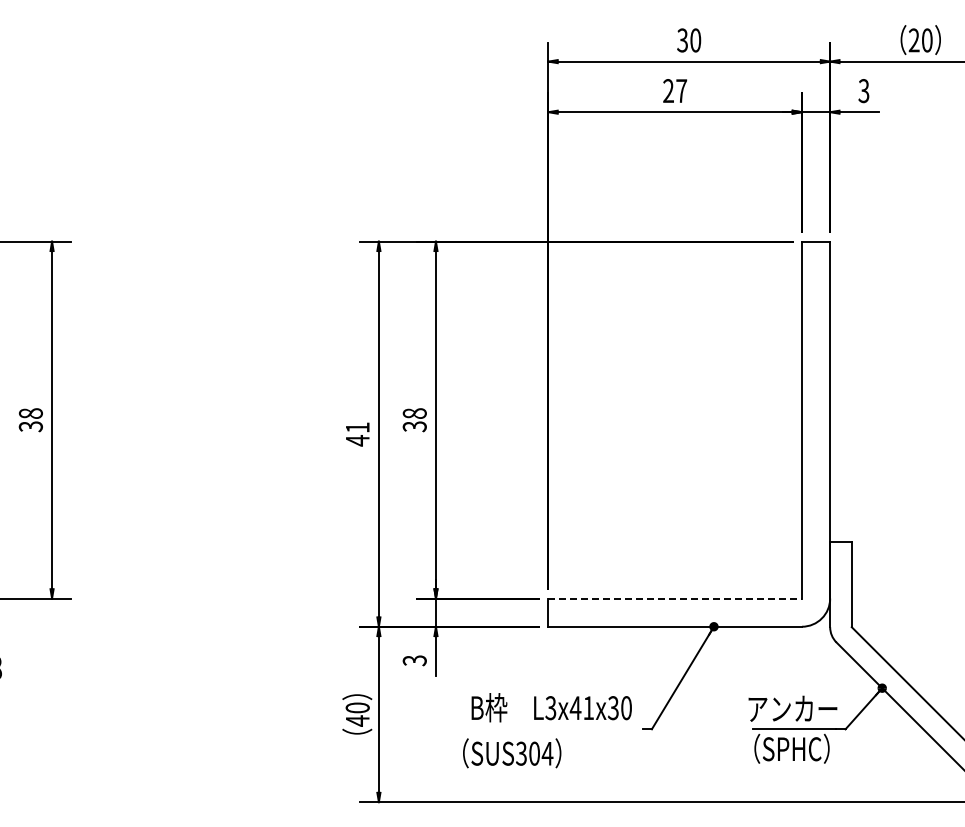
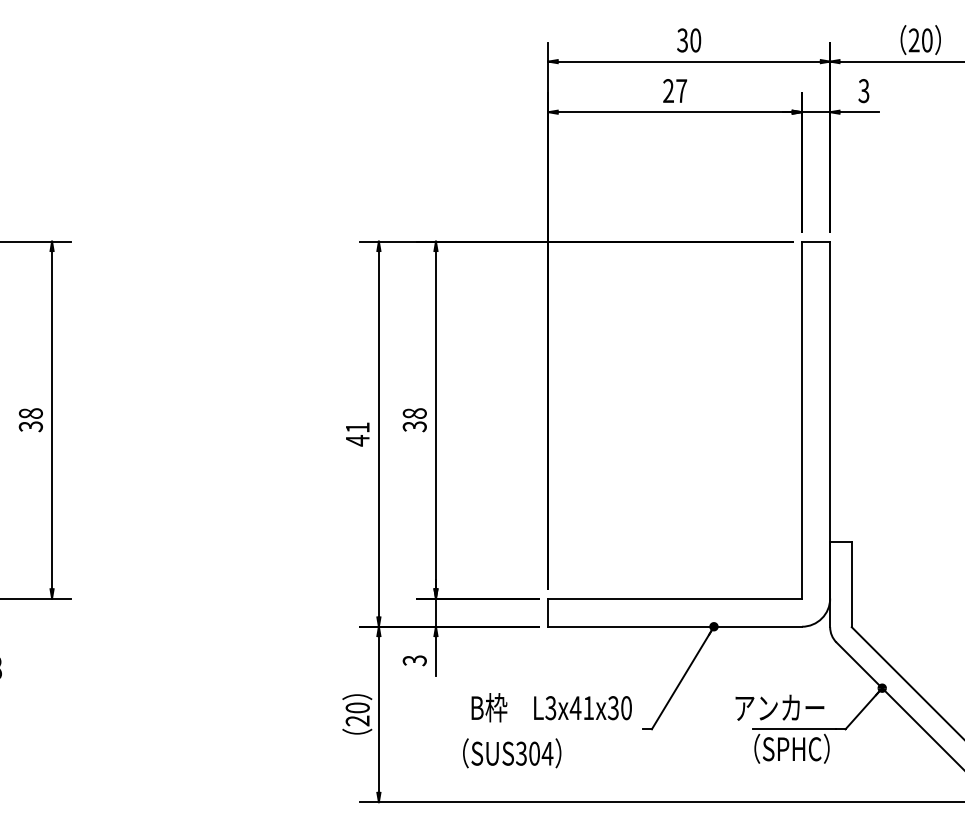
line: dashed -> solid (675, 598)
text position: (792, 708) -> (779, 707) (779, 707)
text: 40 -> 20 (357, 720)
